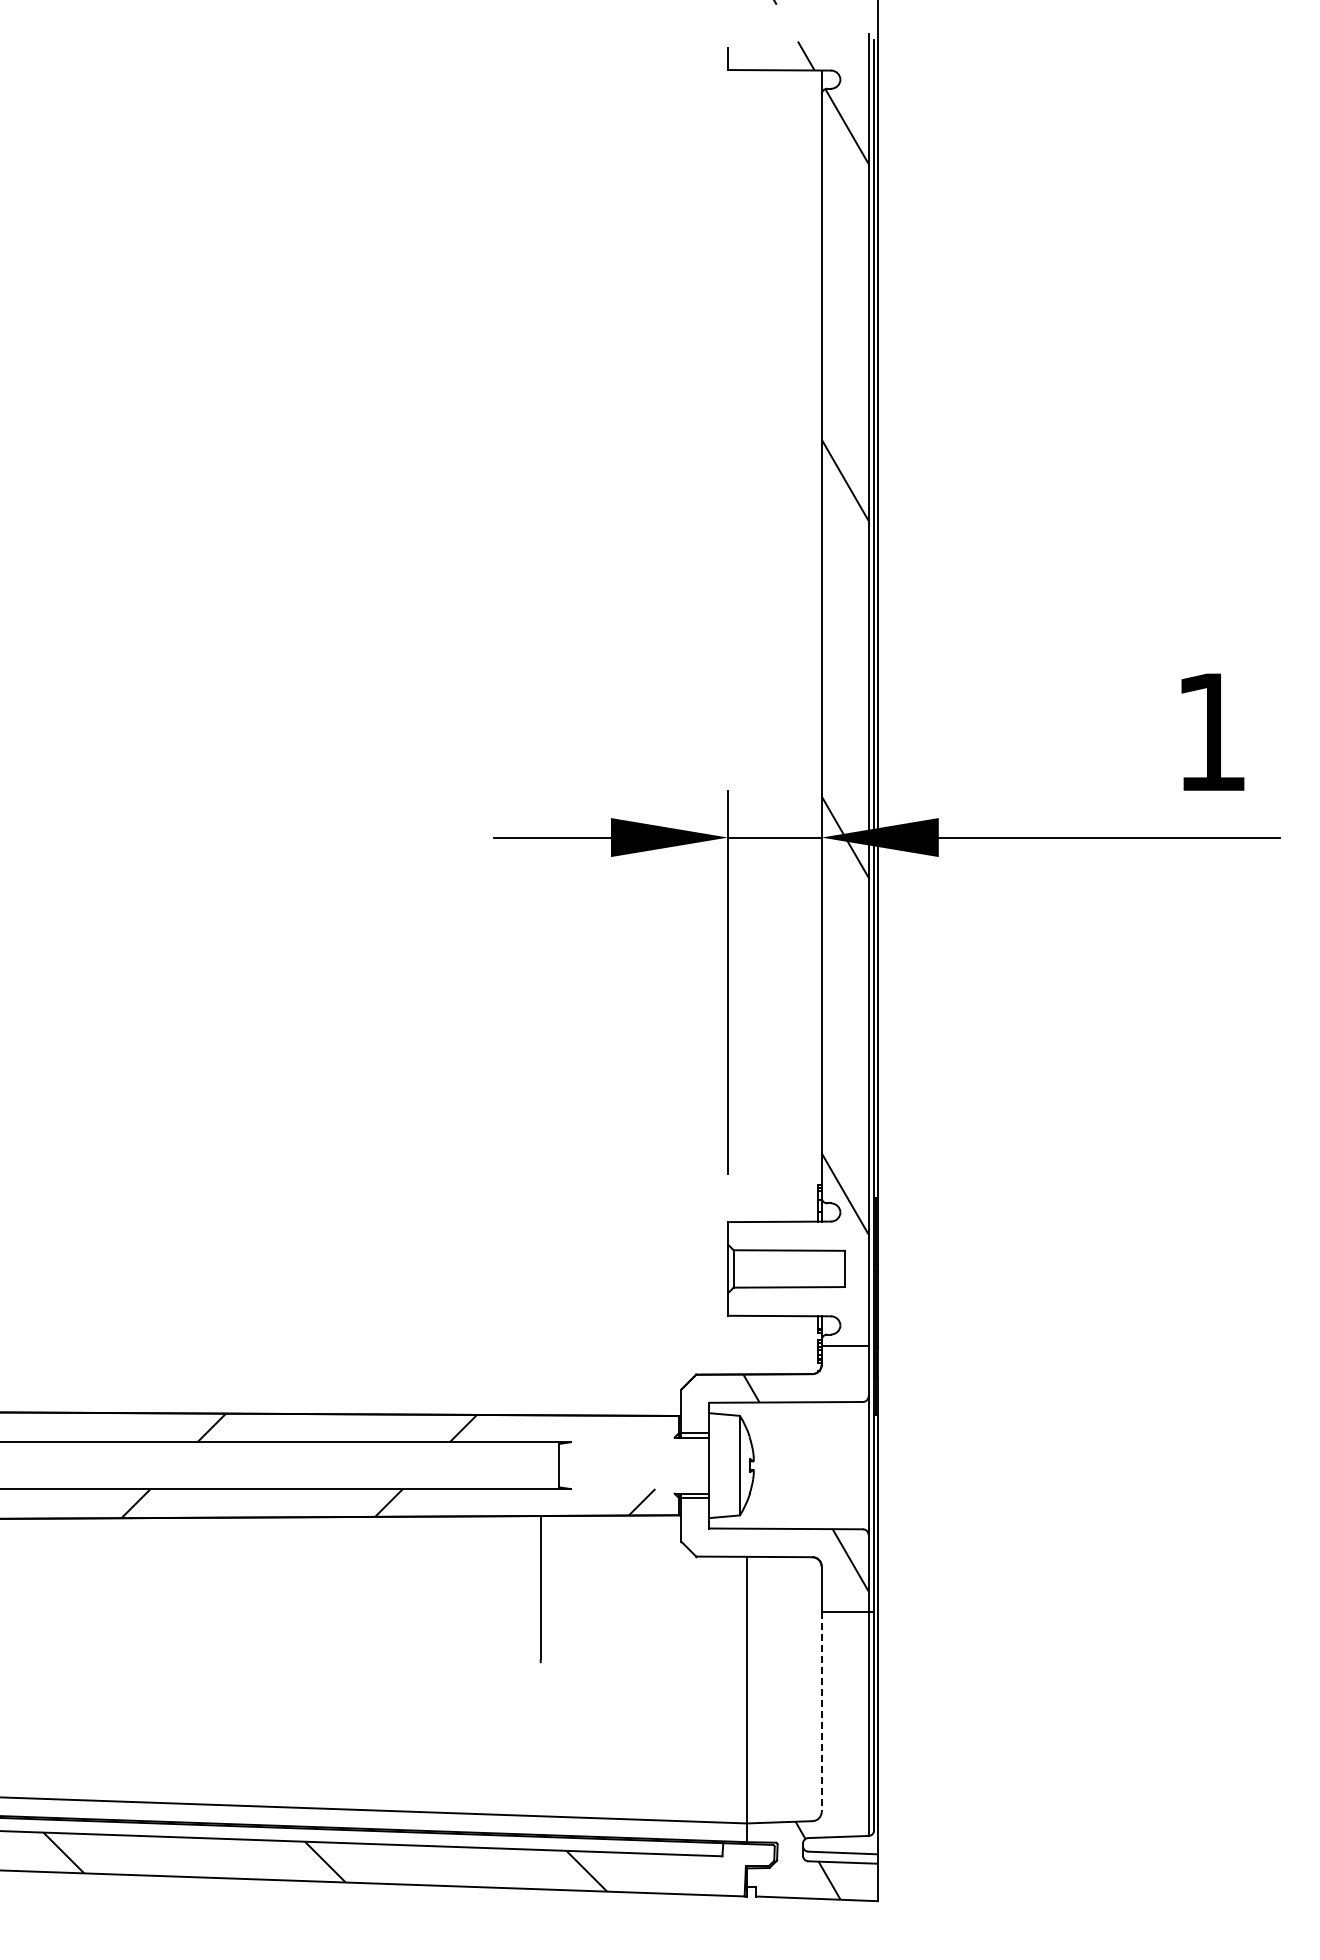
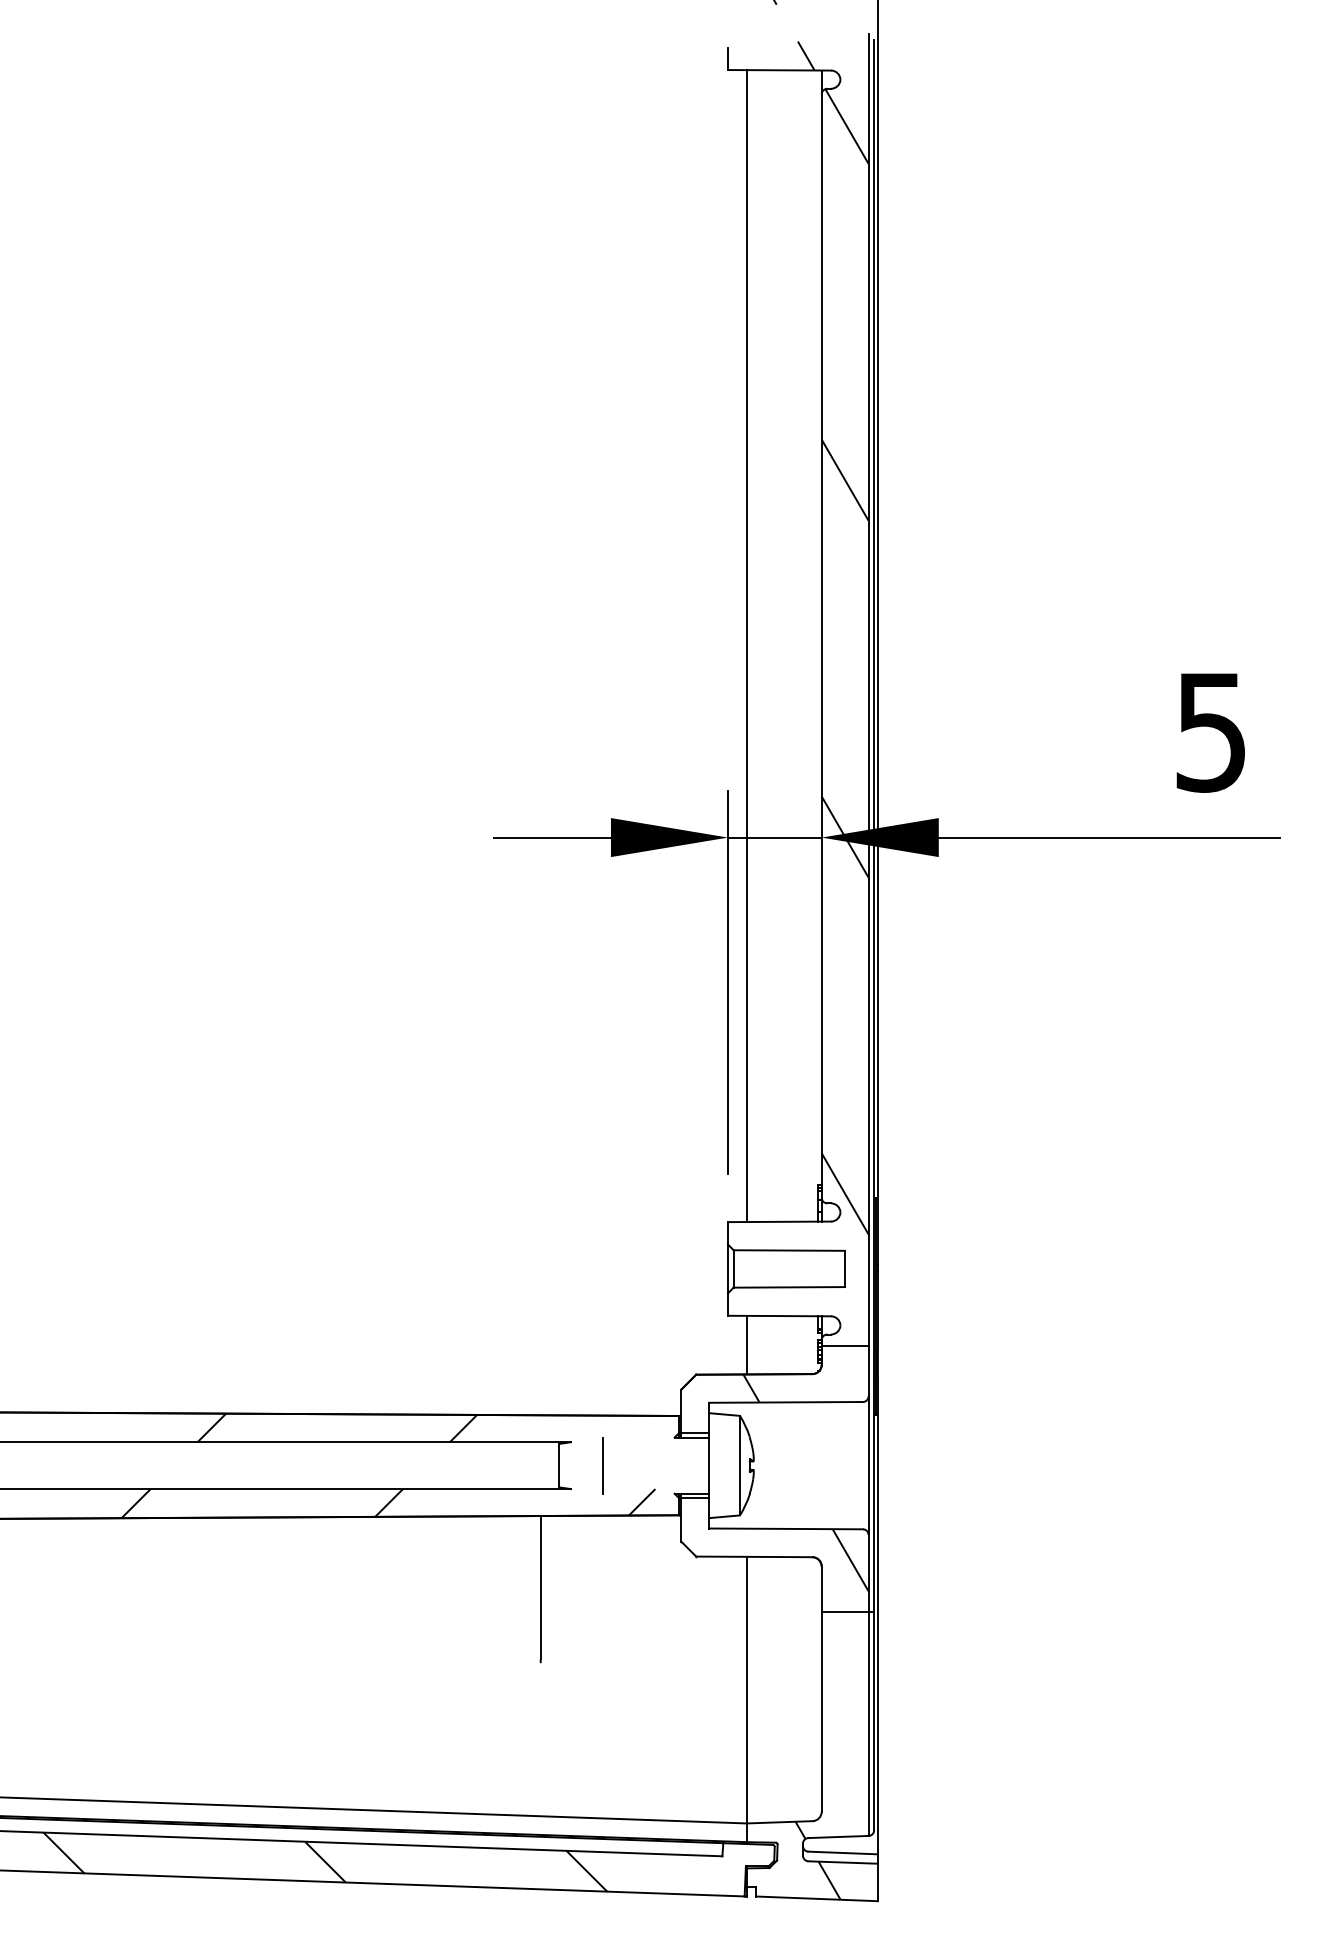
line: none -> present (746, 646)
text: 1 -> 5 (1210, 732)
line: none -> present (746, 1344)
line: none -> present (602, 1465)
line: dashed -> solid (821, 1711)
